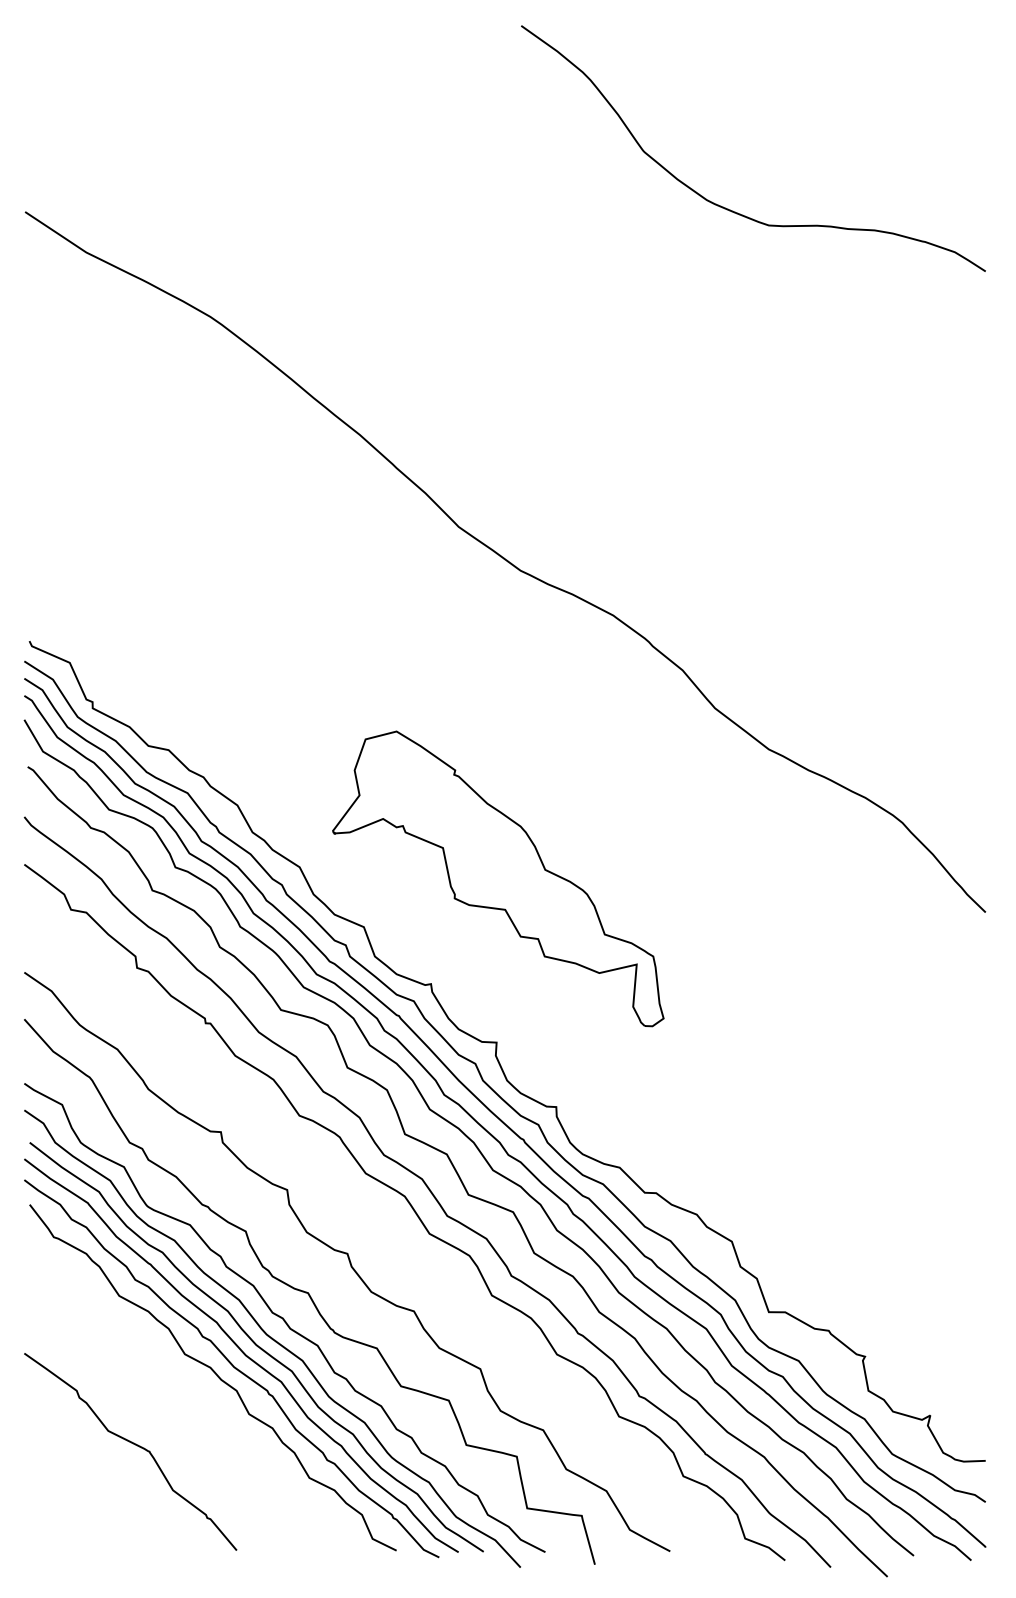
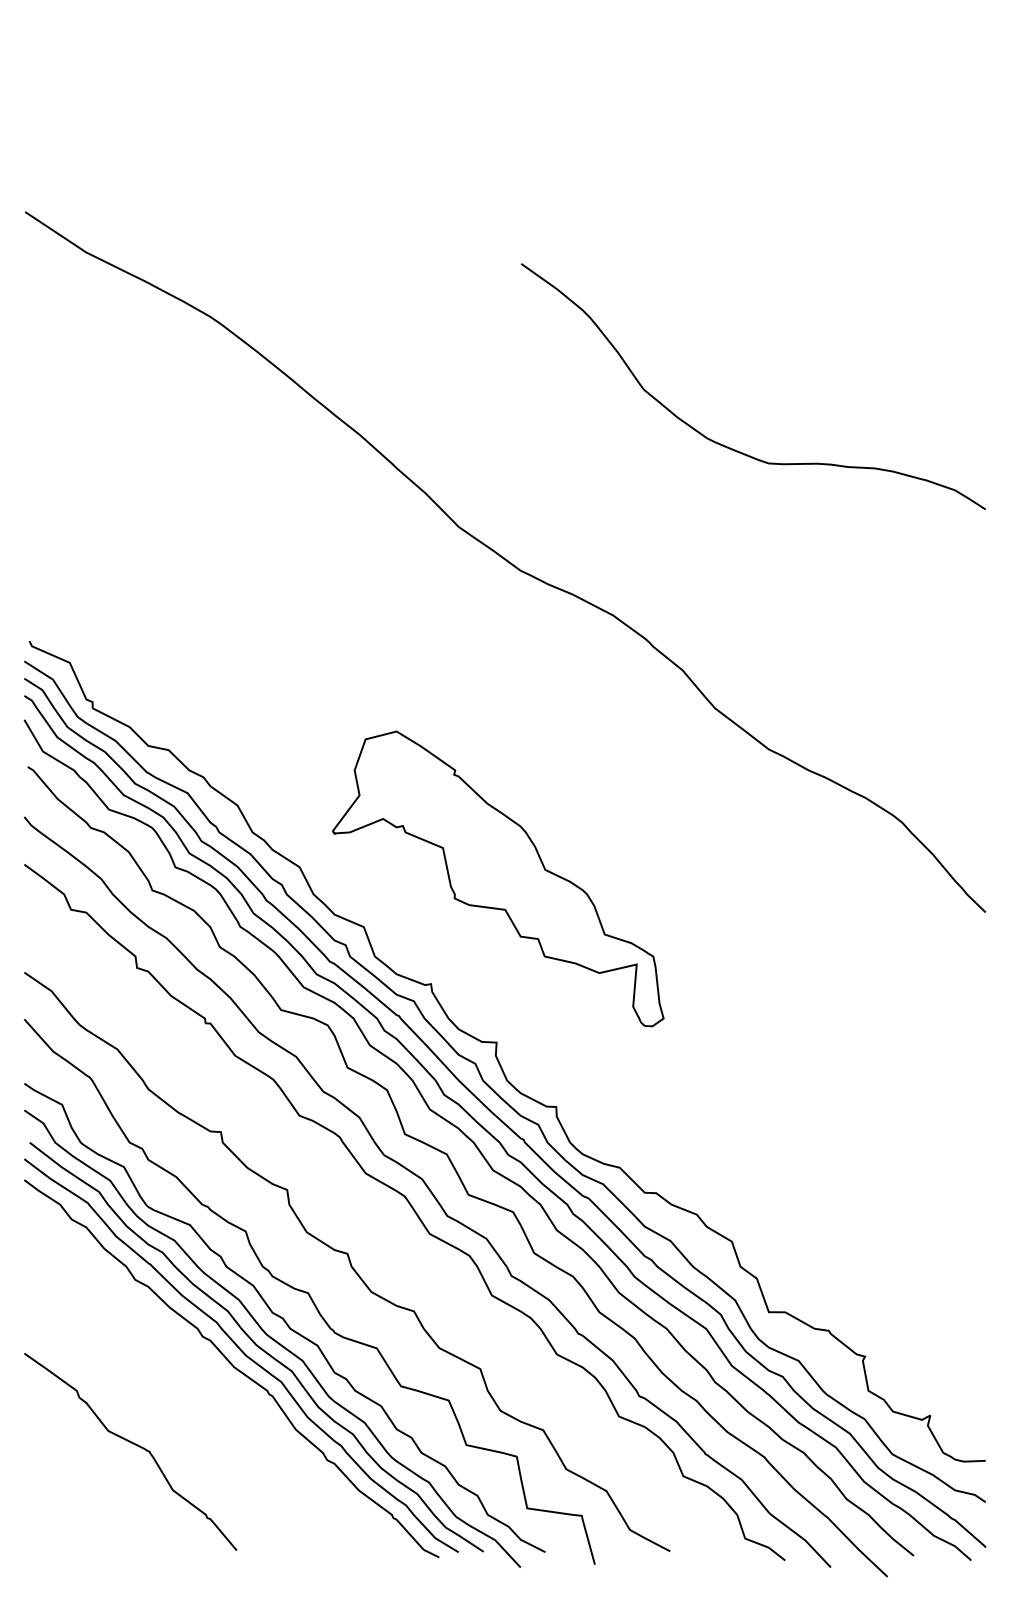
curve position: (728, 208) -> (728, 446) (728, 446)
curve: present -> none (215, 1374)
